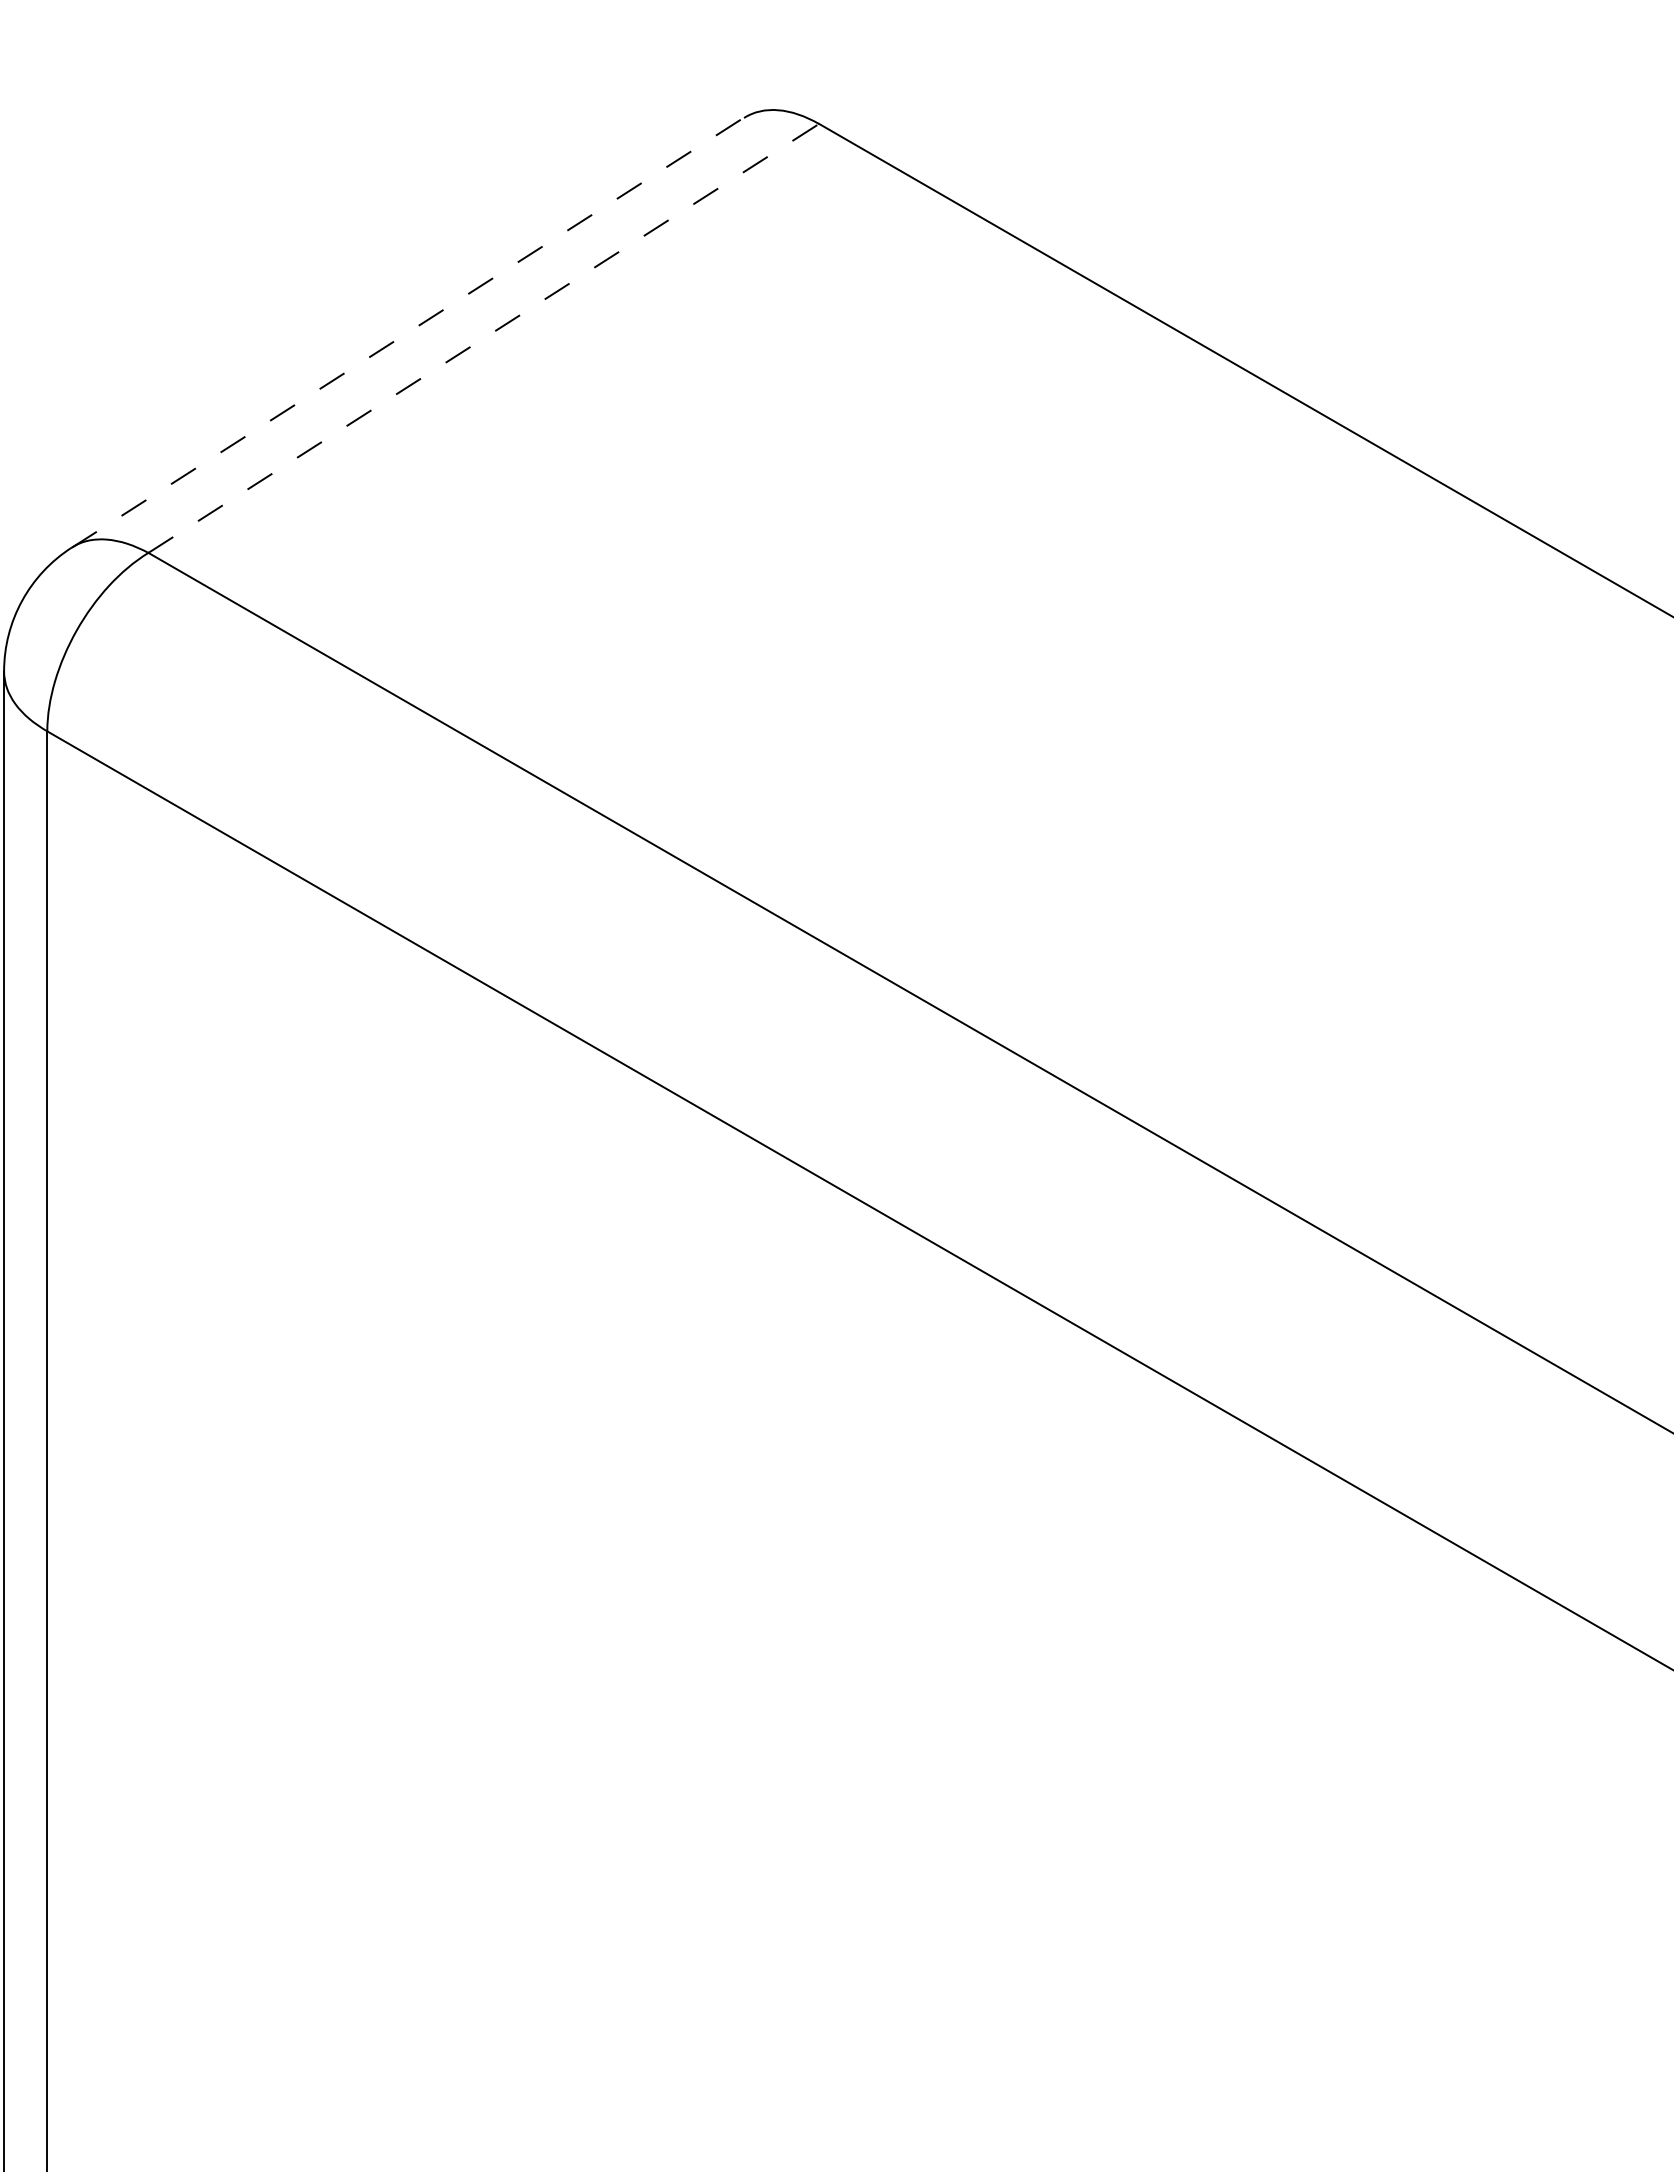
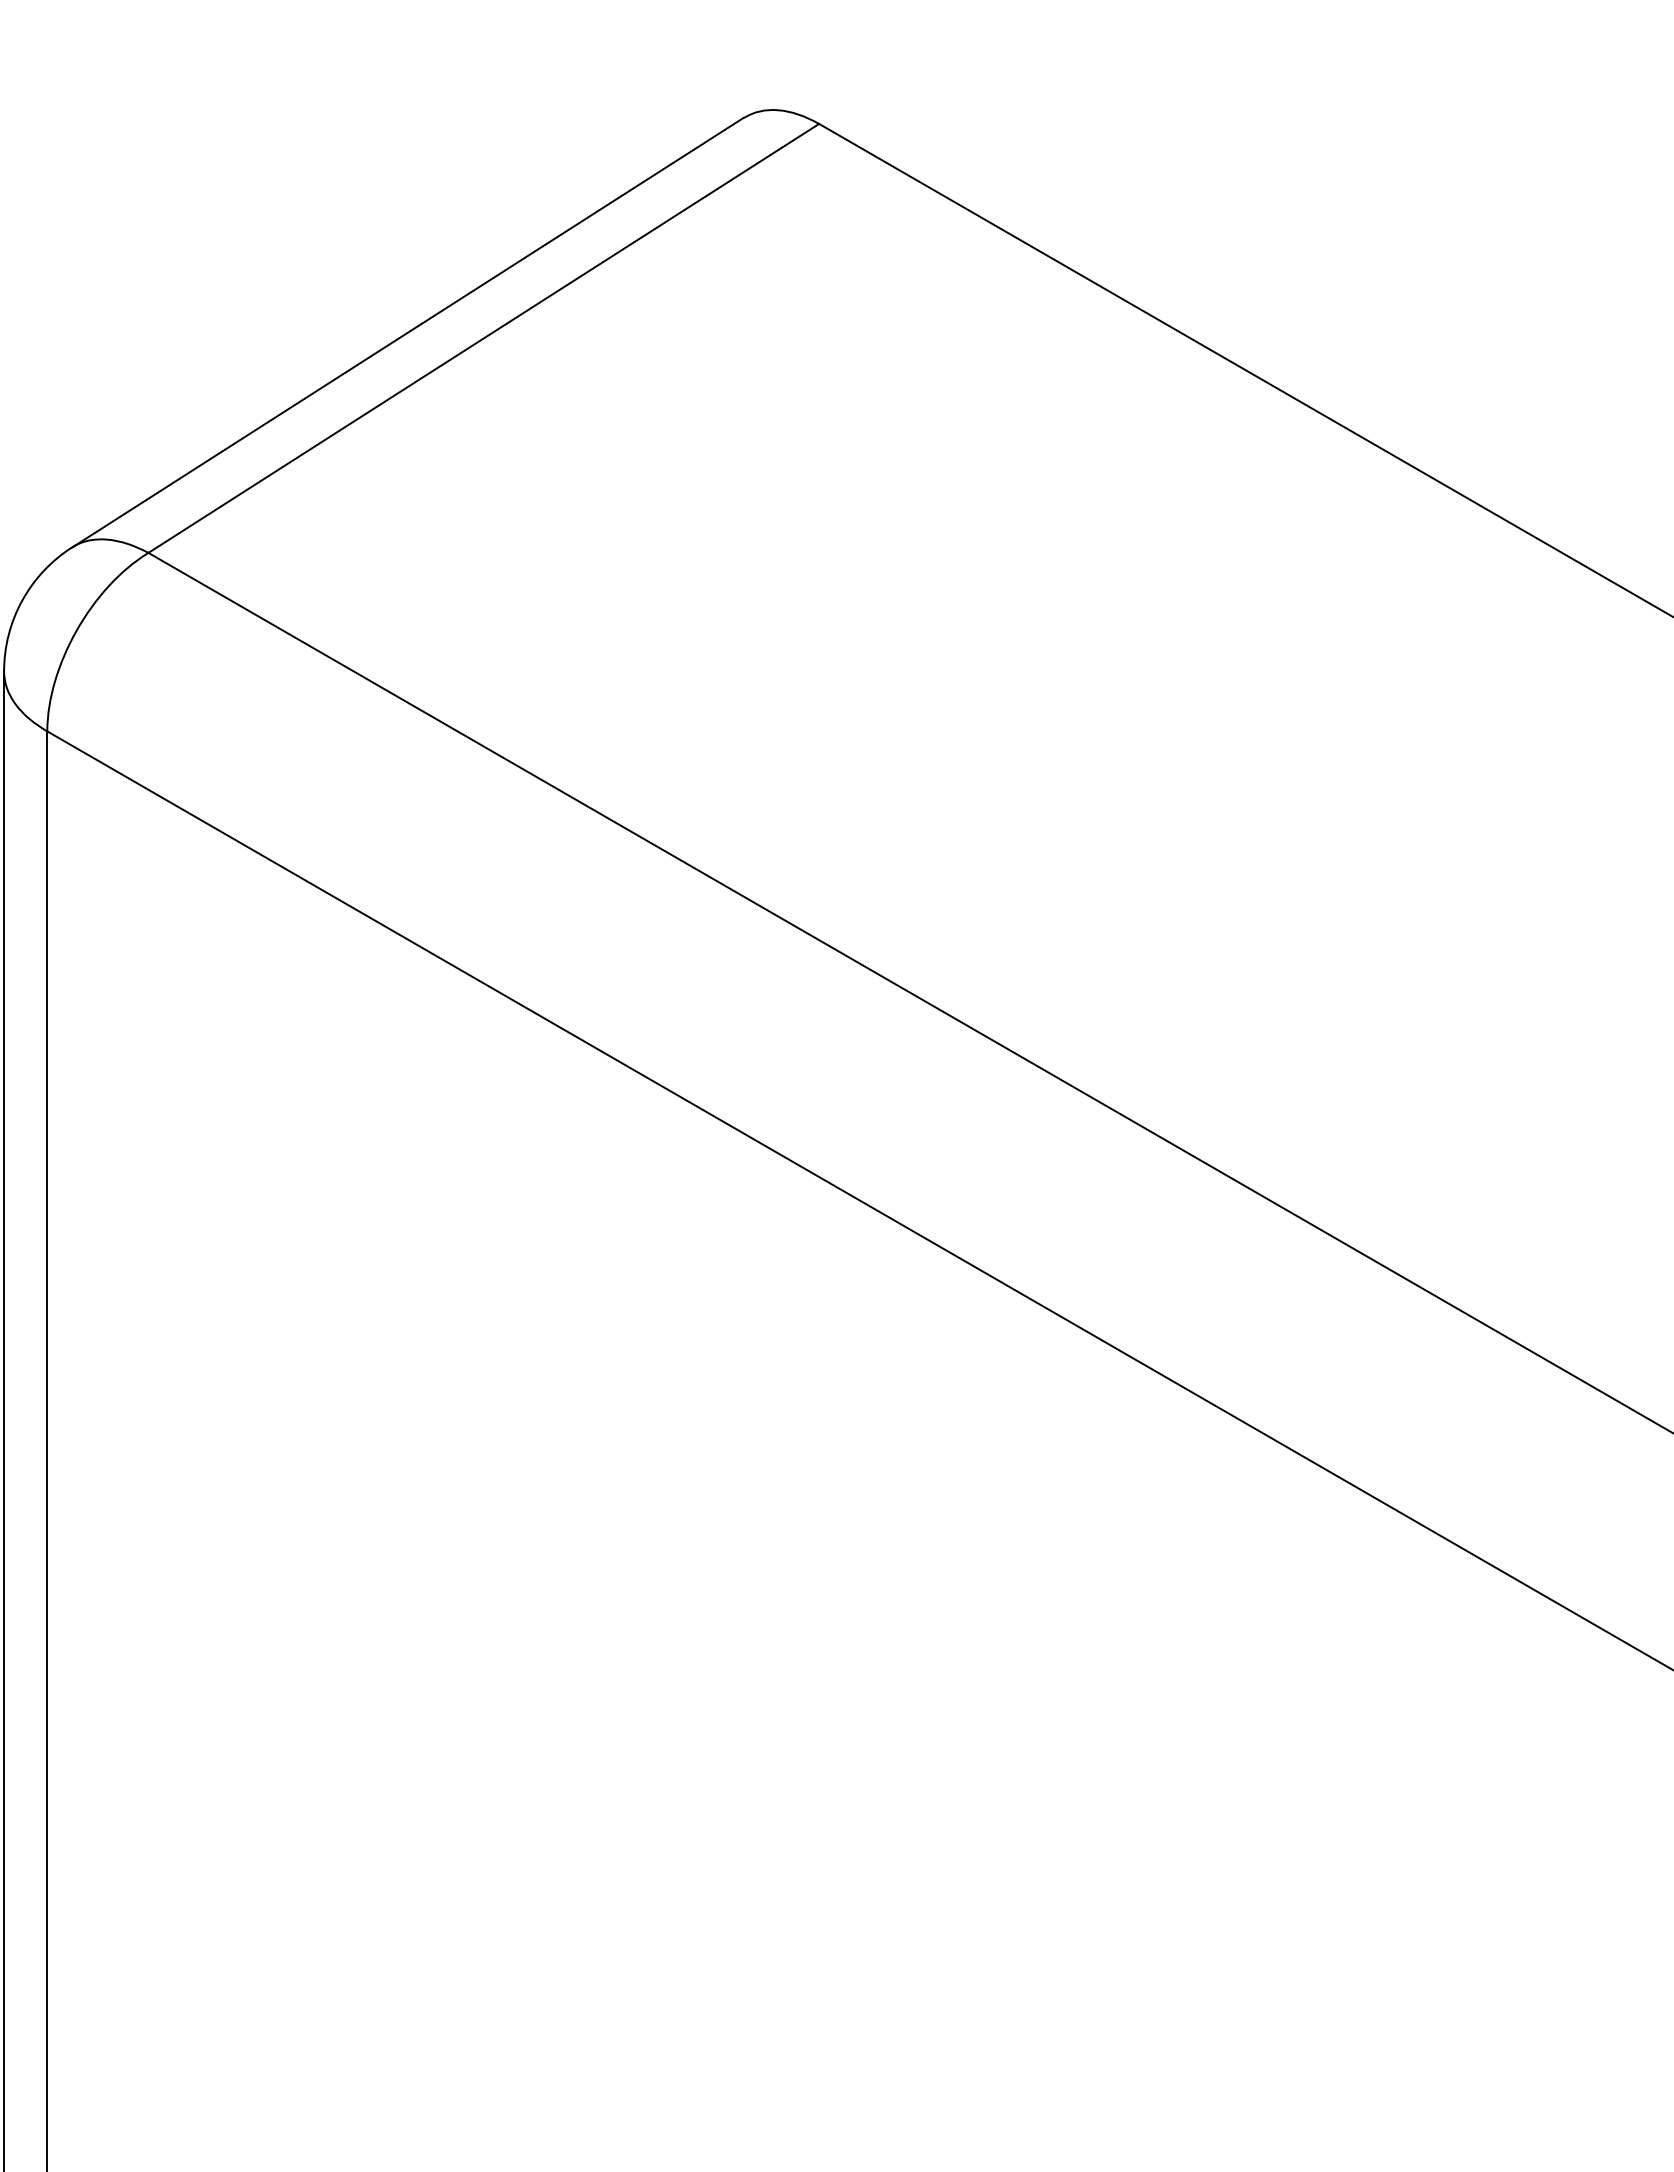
line: dashed -> solid (407, 332)
line: dashed -> solid (484, 338)
